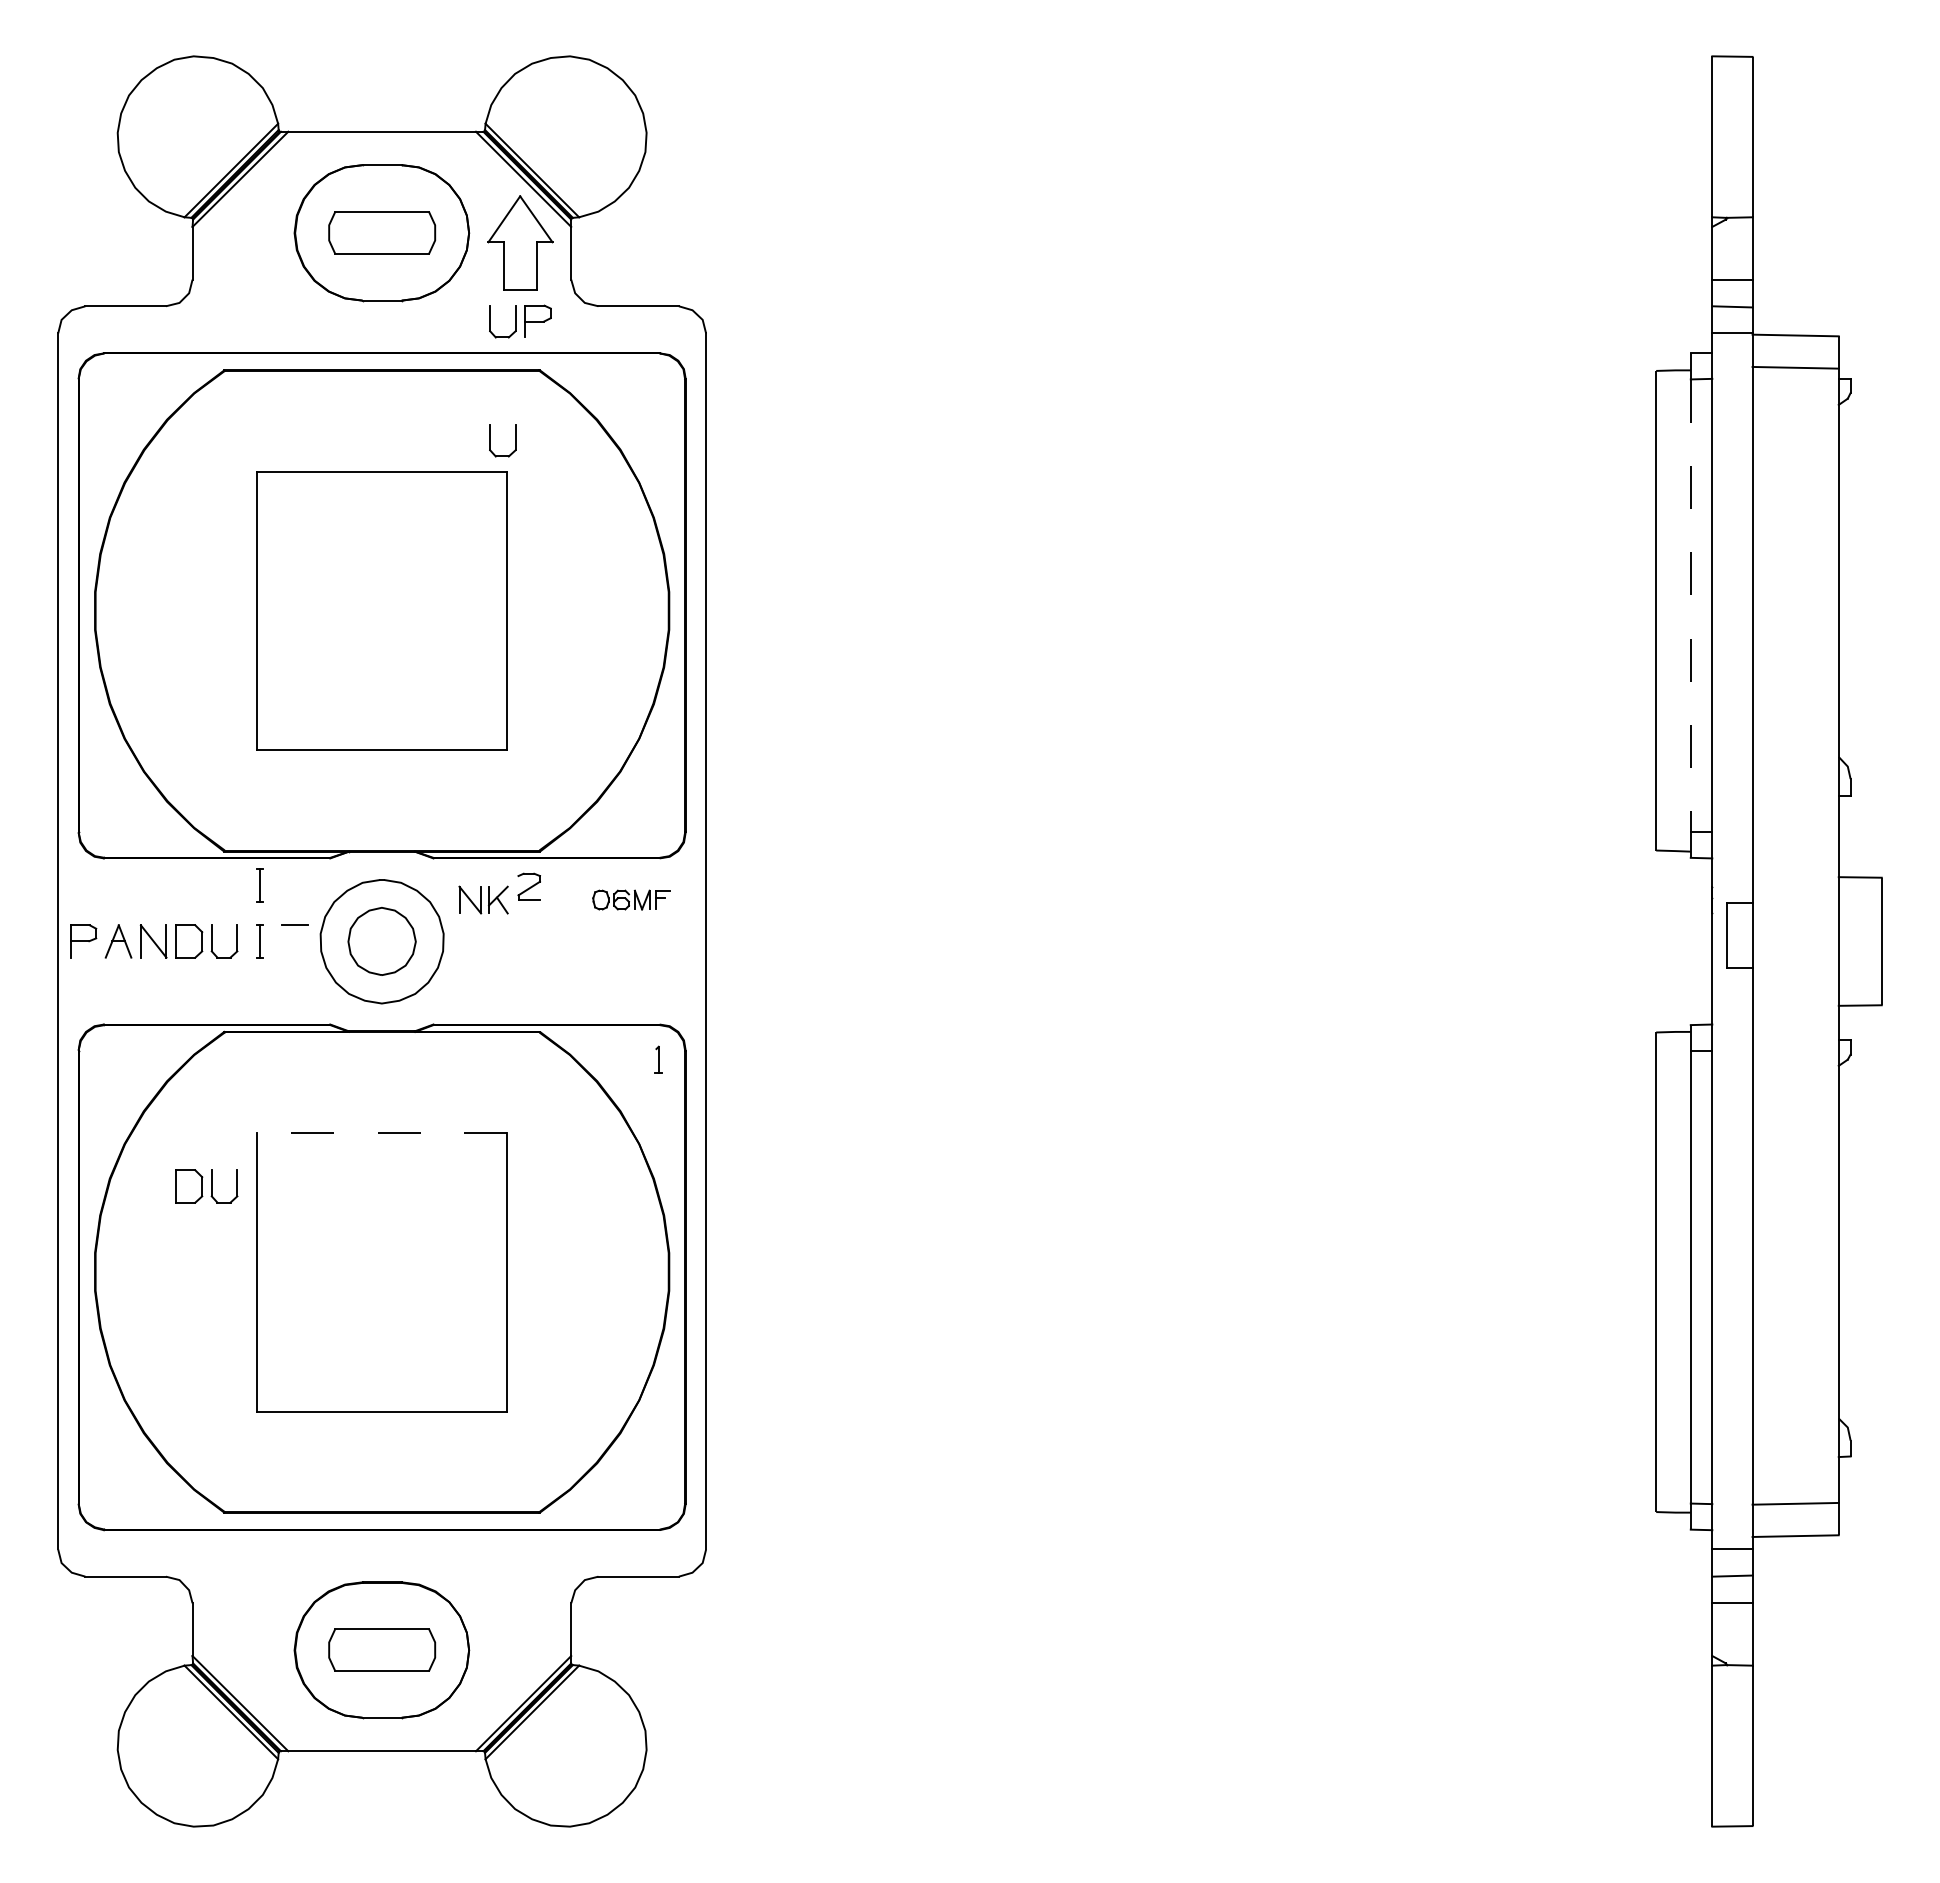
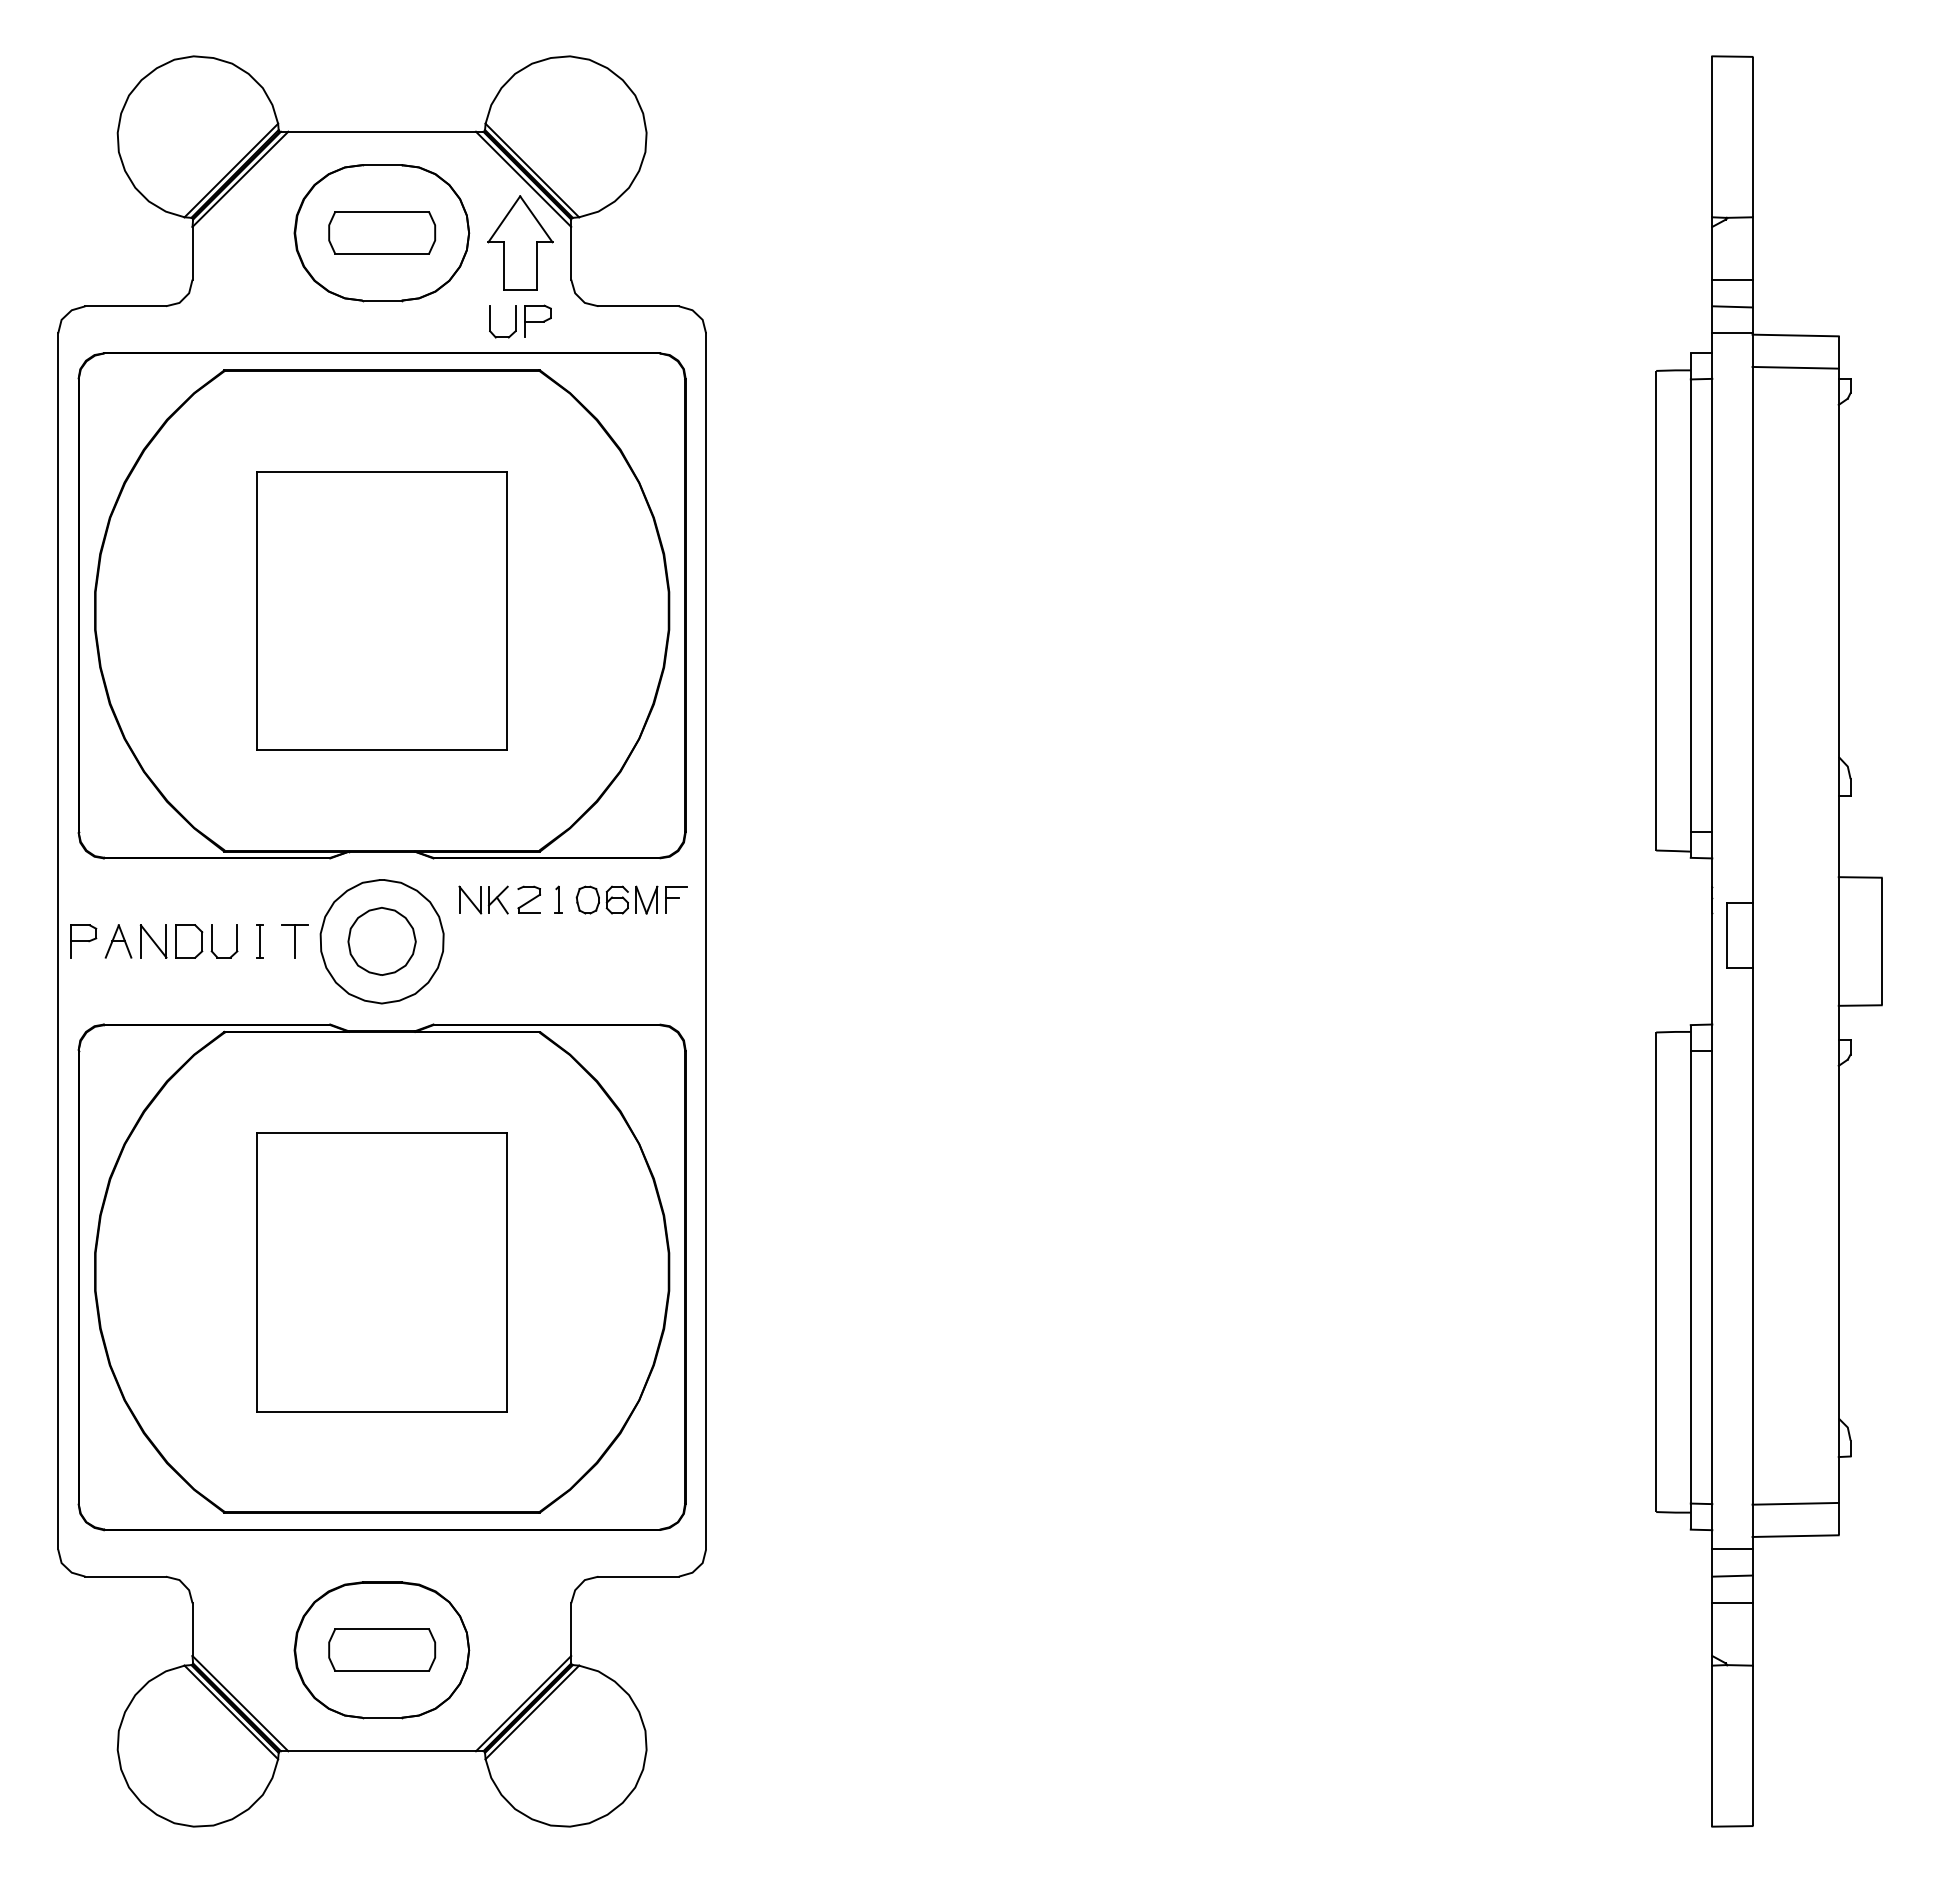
part: present -> none (490, 440)
line: dashed -> solid (1690, 606)
part: present -> none (259, 885)
part position: (528, 886) -> (528, 899) (528, 899)
part size: 79x22 px -> 113x30 px (631, 899)
line: none -> present (295, 941)
part position: (658, 1059) -> (558, 899) (558, 899)
line: dashed -> solid (381, 1132)
part: present -> none (206, 1186)
